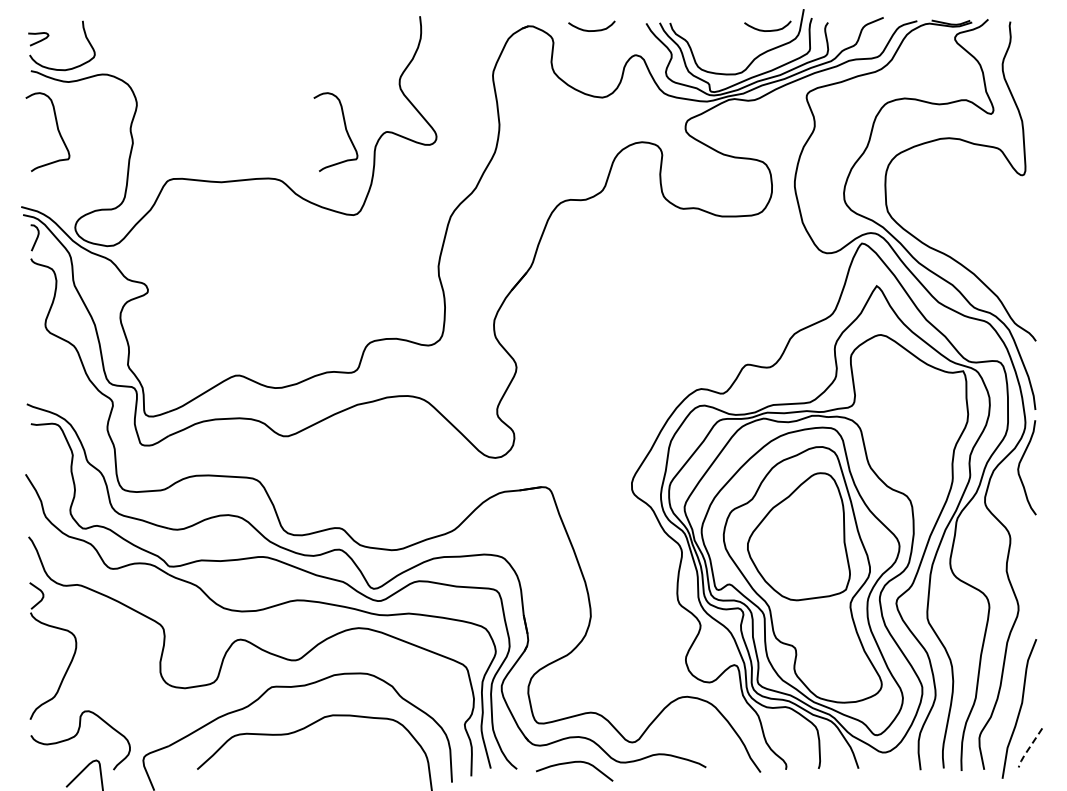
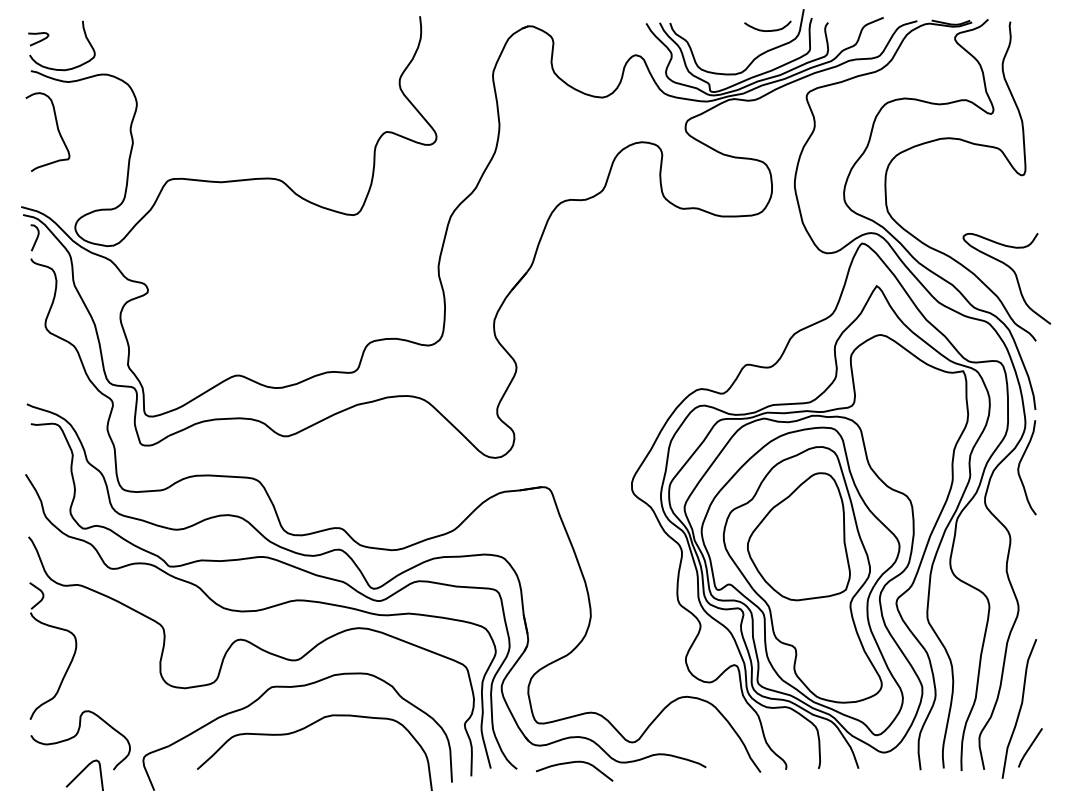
curve: present -> none (591, 30)
curve: present -> none (344, 127)
curve: none -> present (1014, 274)
line: dashed -> solid (1028, 748)
